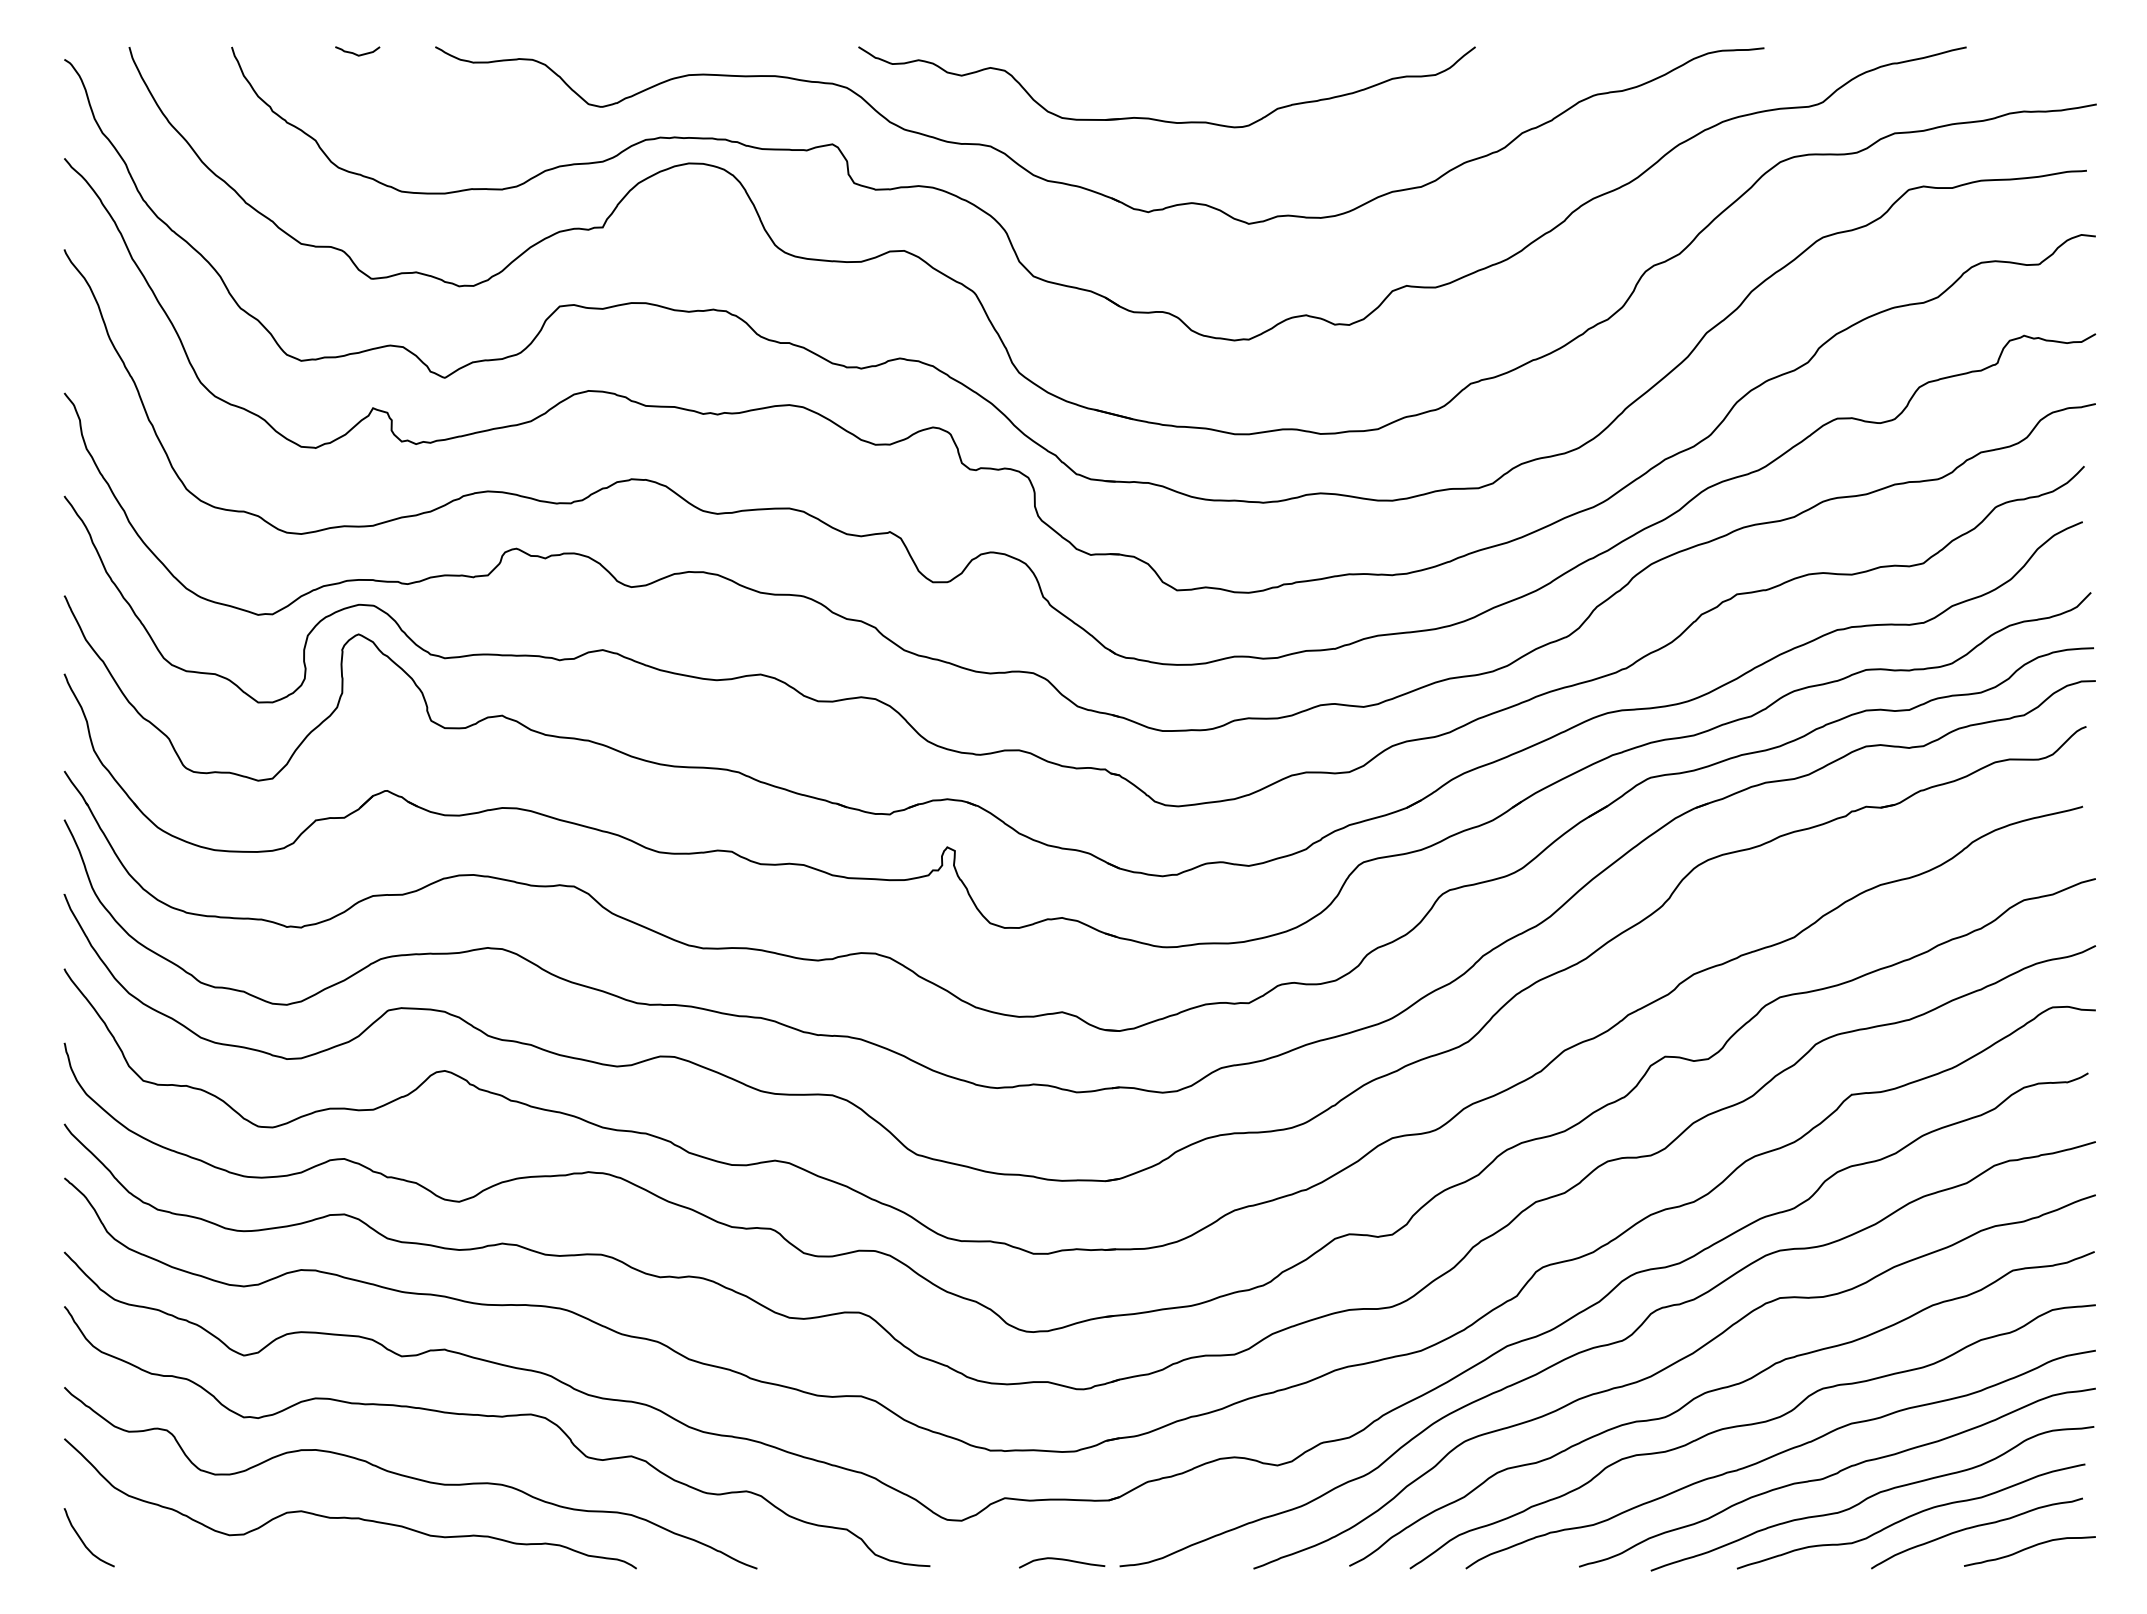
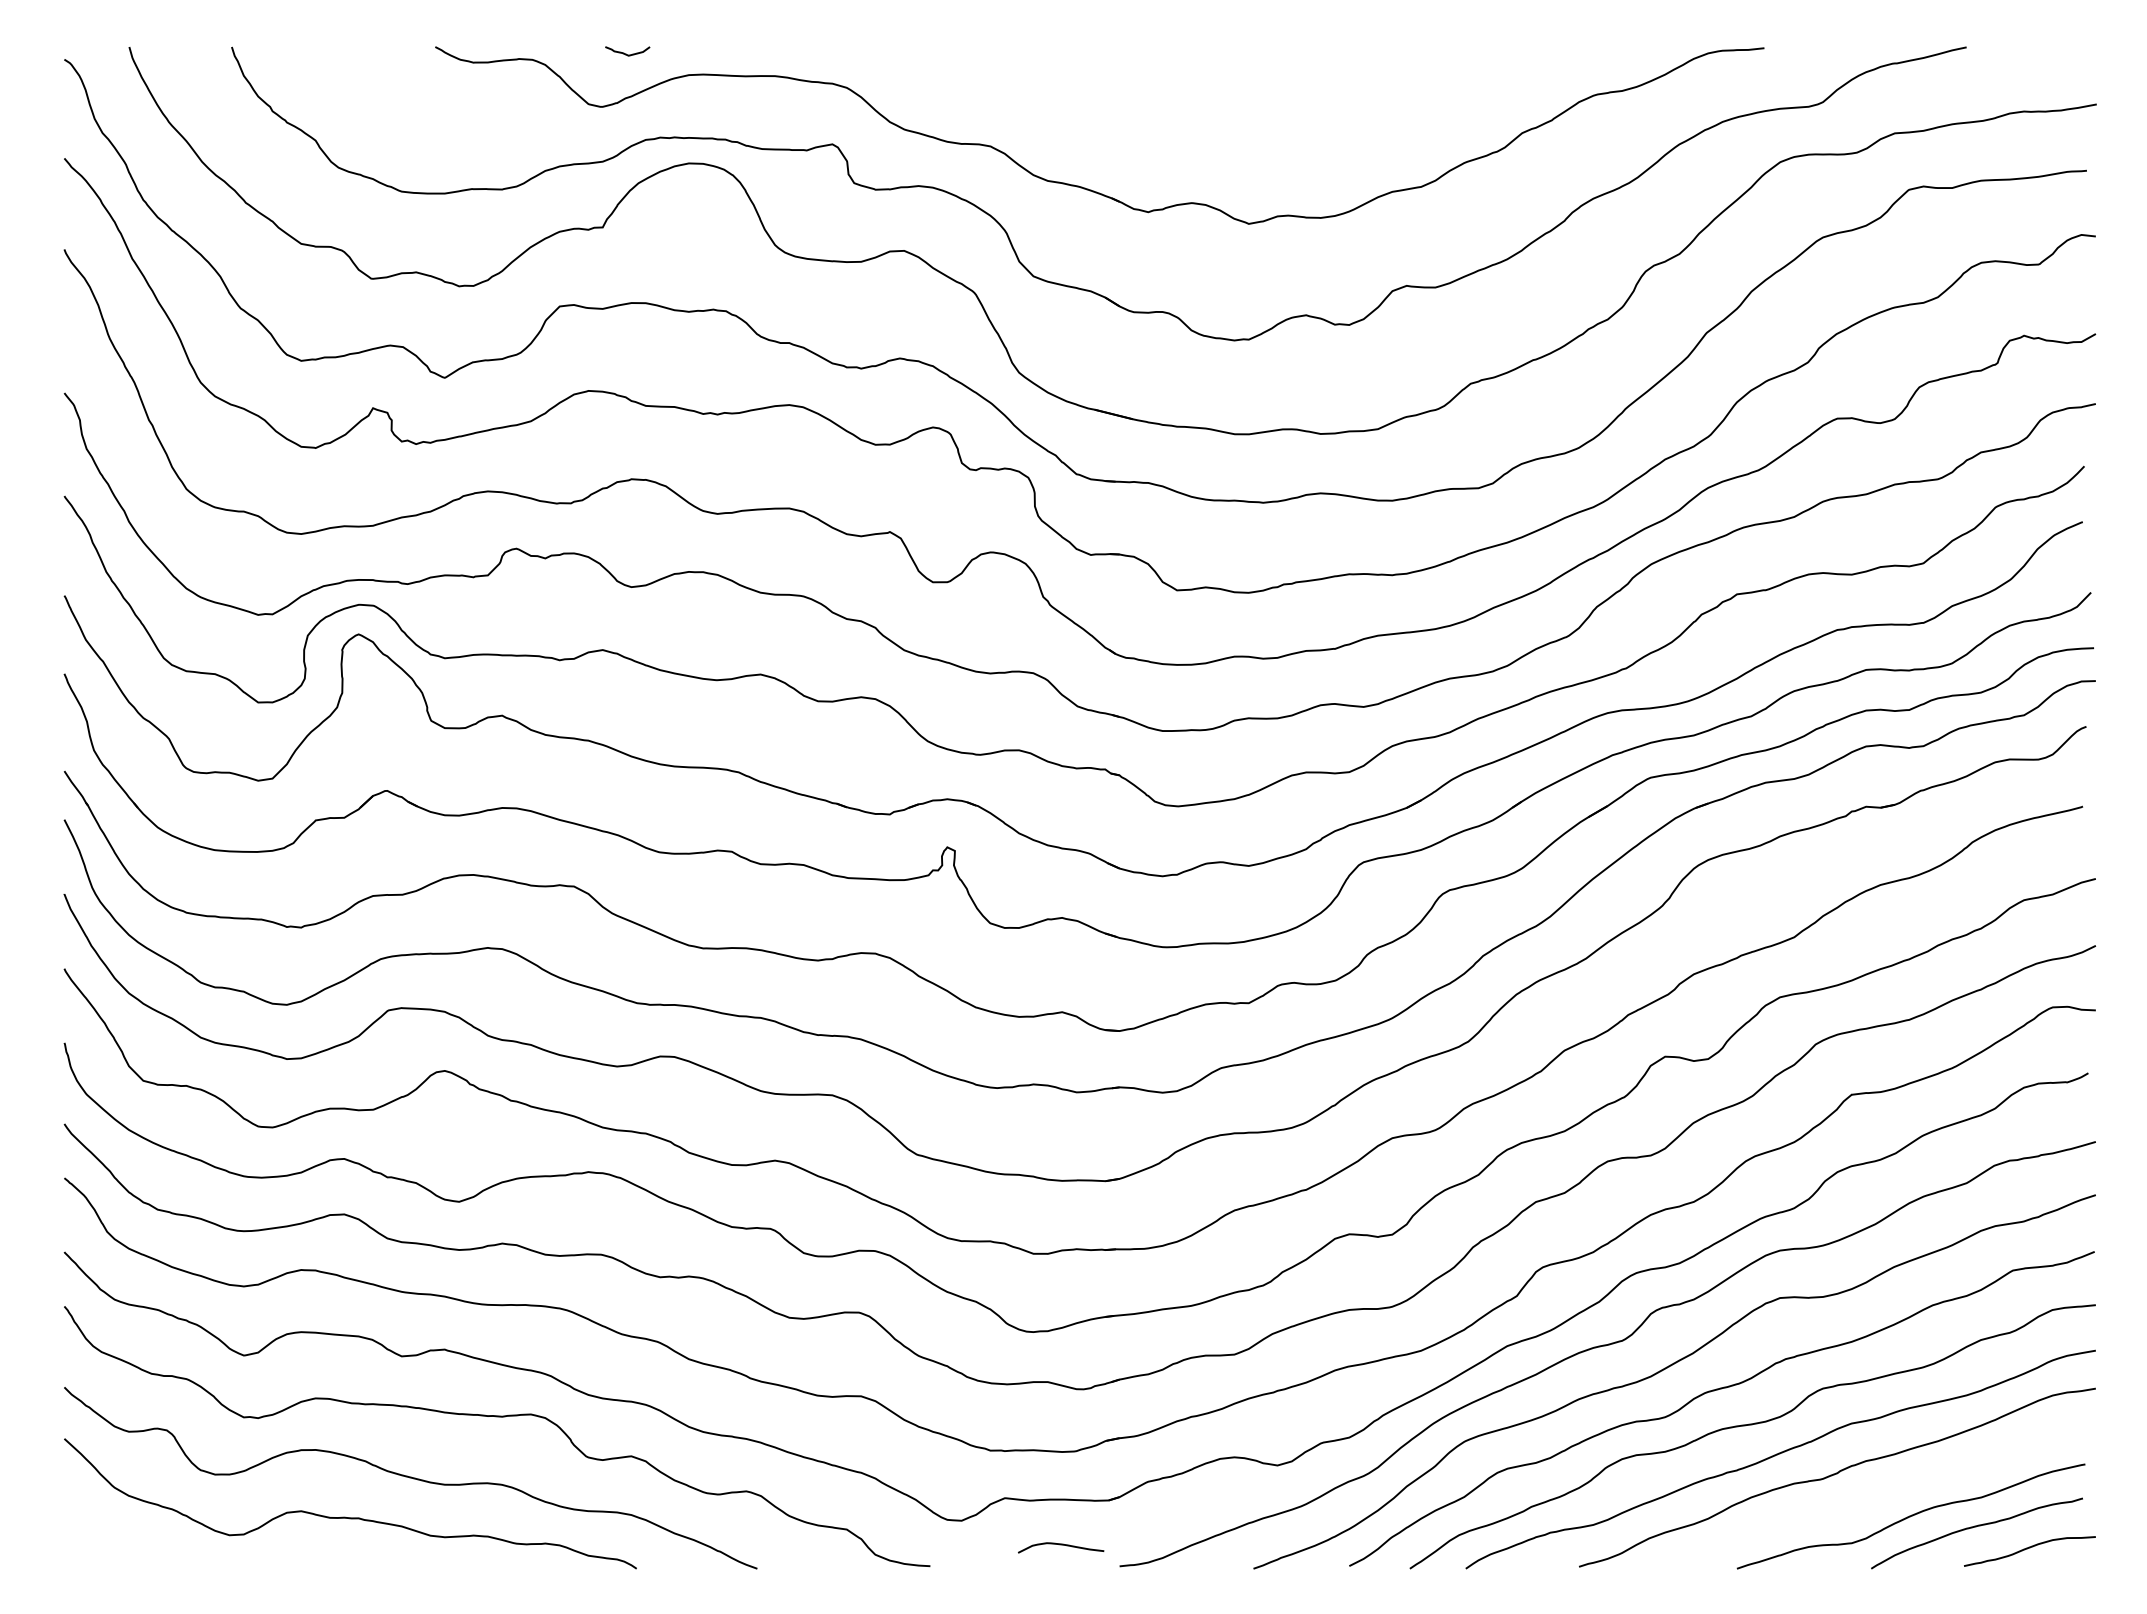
curve position: (356, 53) -> (626, 53) (626, 53)
part: present -> none (1160, 119)
curve: present -> none (1871, 1497)
curve: present -> none (82, 1539)
curve position: (1062, 1560) -> (1061, 1545) (1061, 1545)
